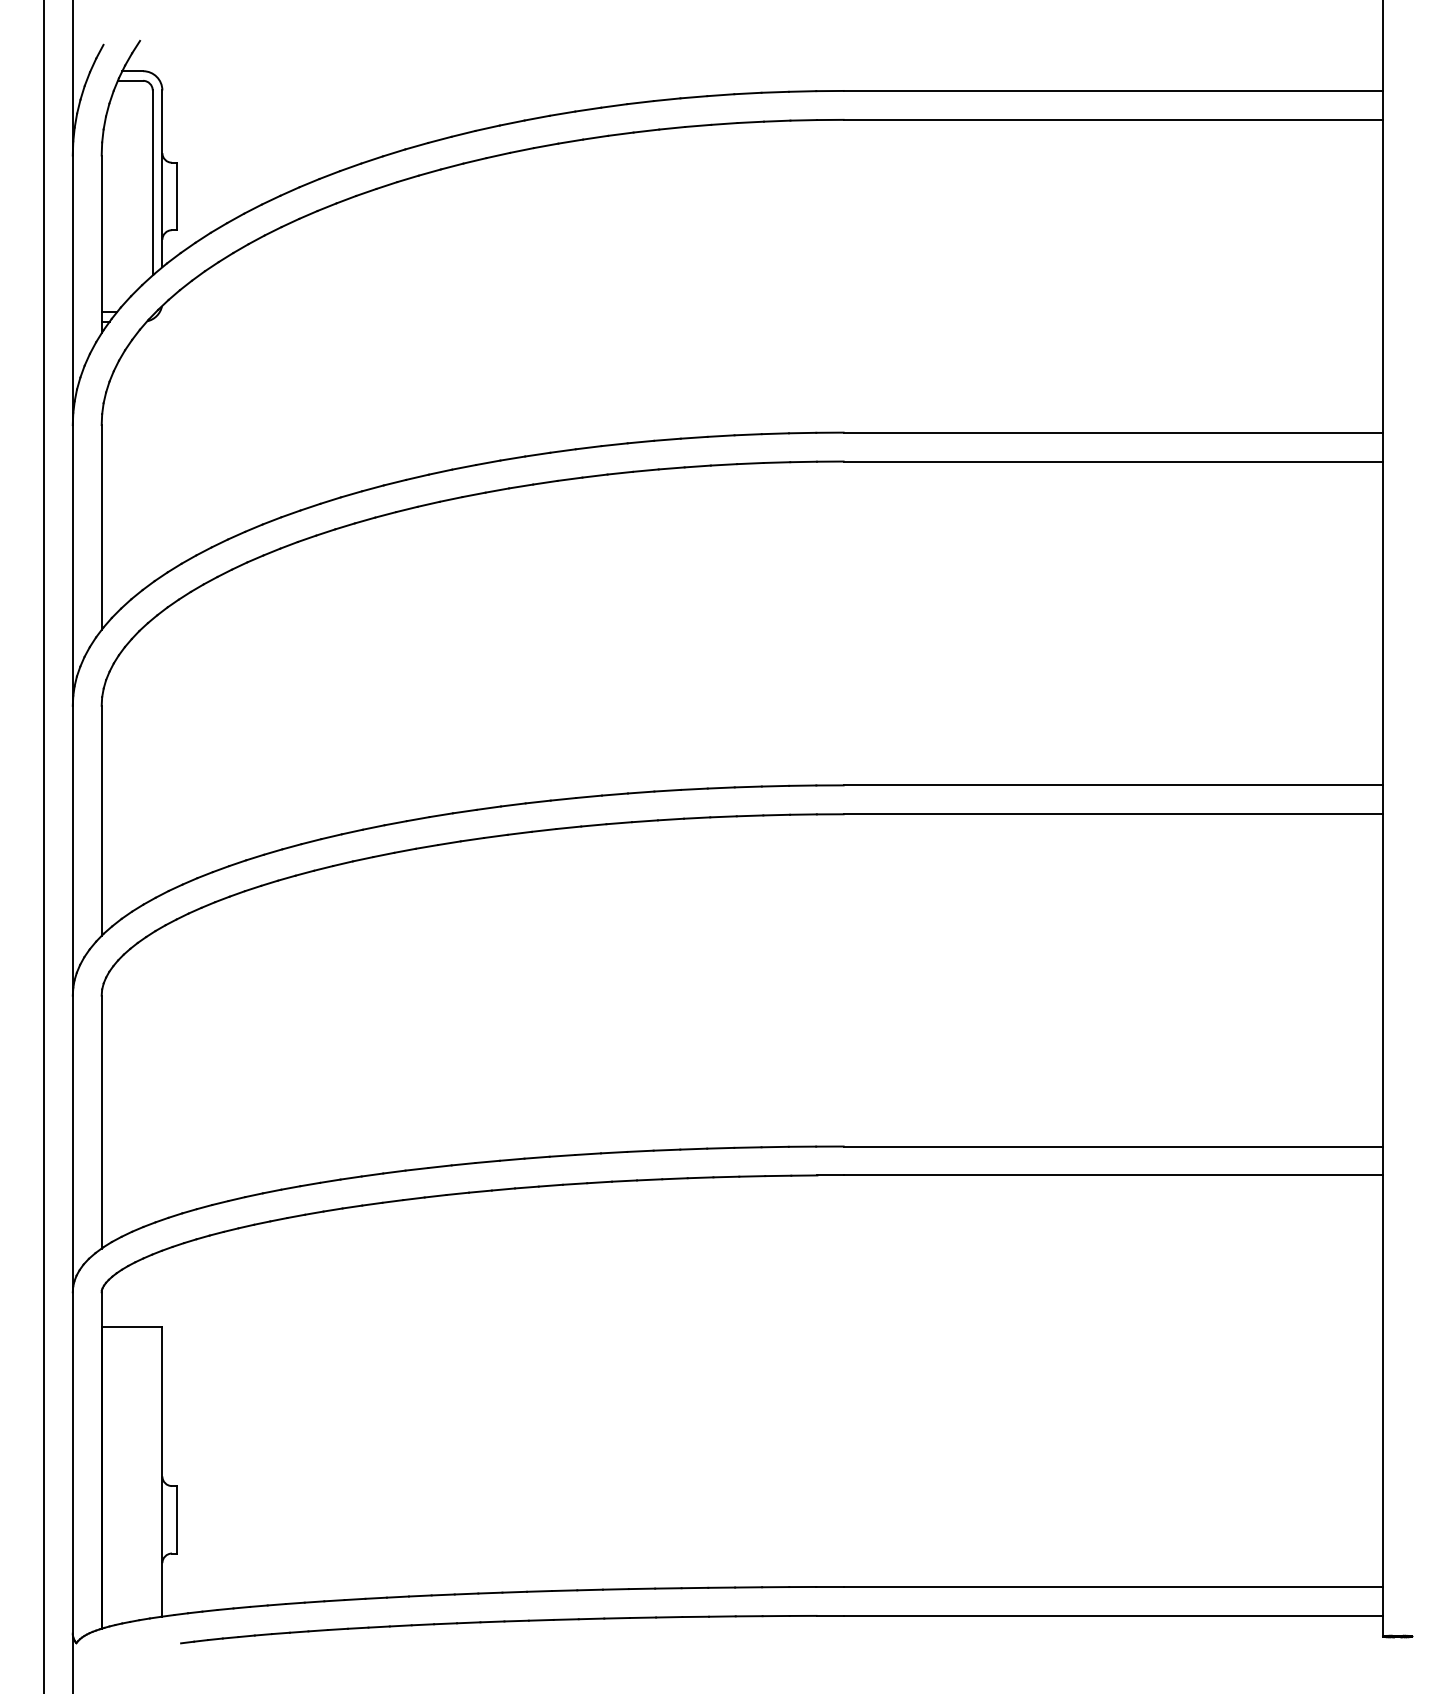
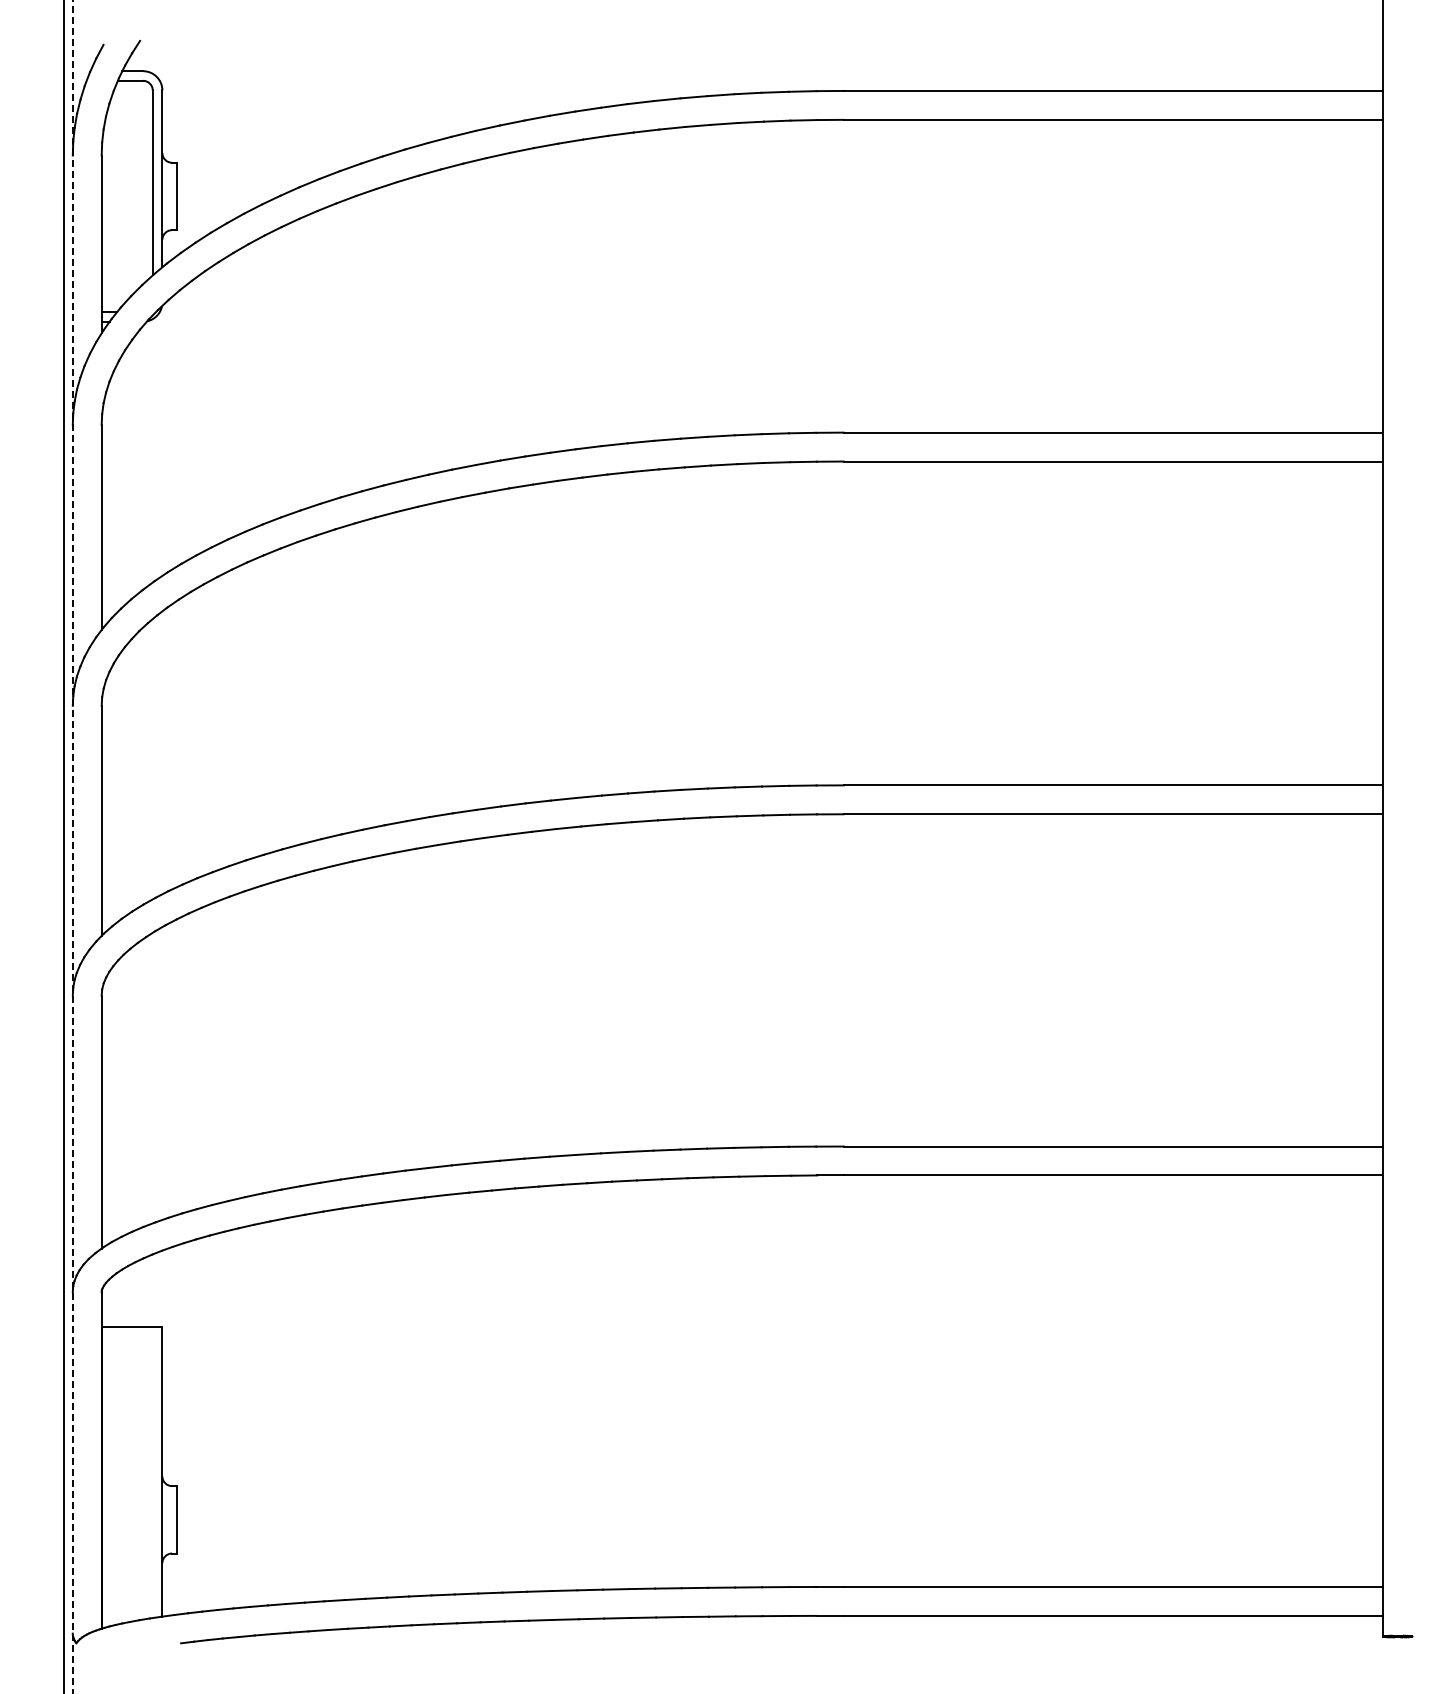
line position: (43, 846) -> (63, 846) (63, 846)
line: solid -> dashed (72, 847)
